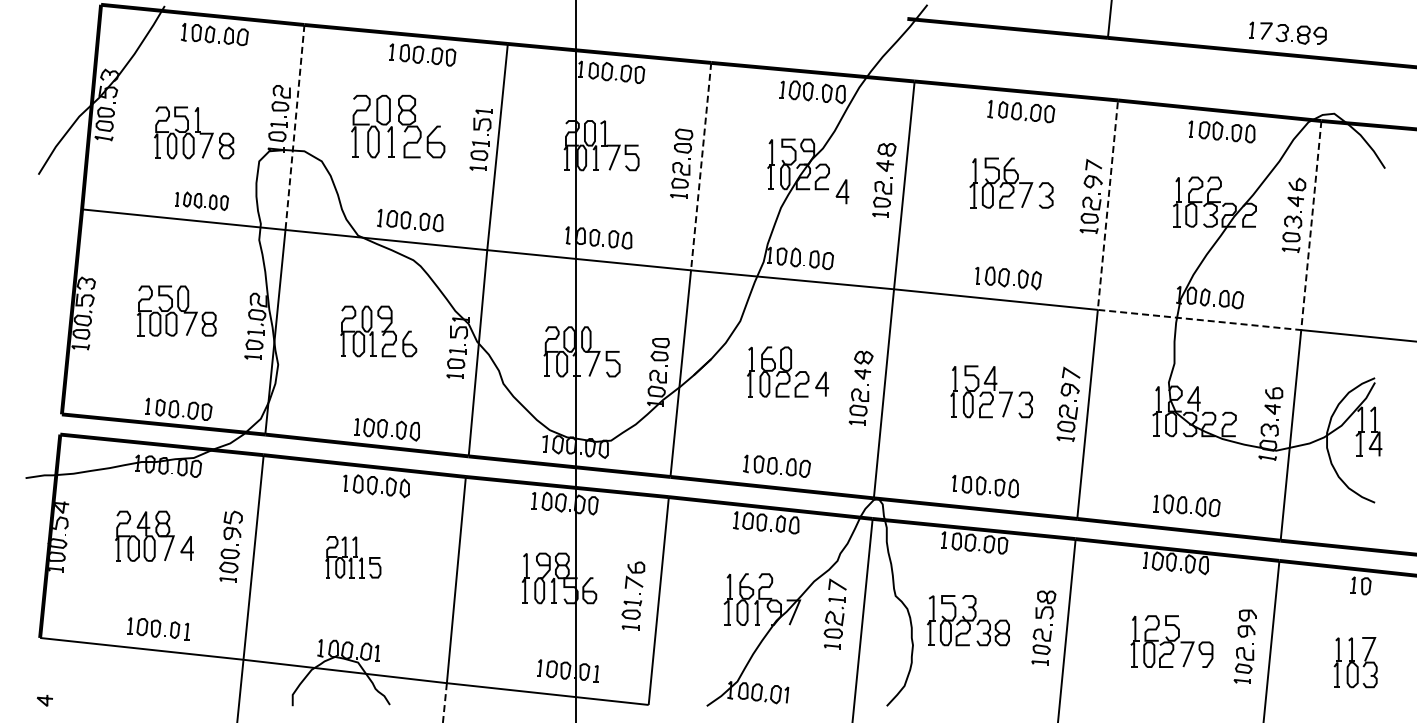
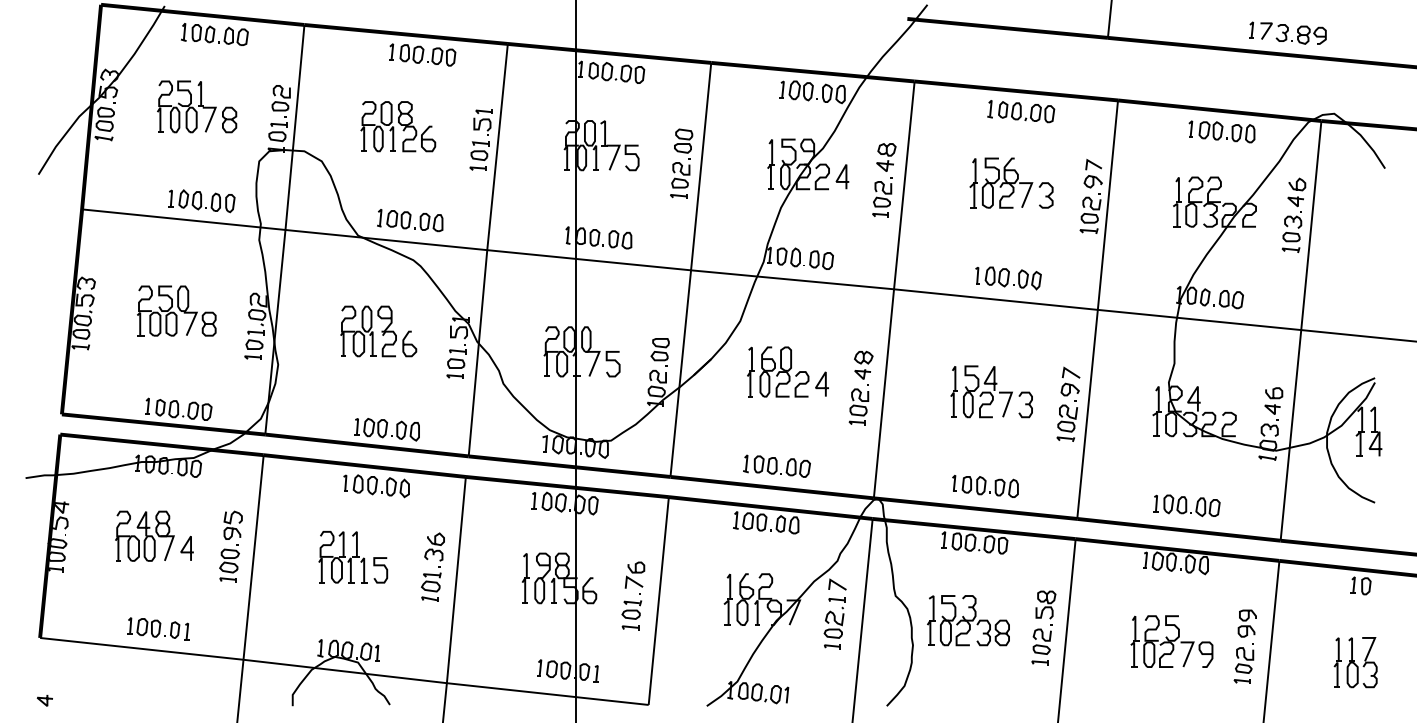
part size: 95x65 px -> 77x52 px (398, 126)
line: dashed -> solid (294, 127)
part position: (194, 132) -> (197, 106) (197, 106)
line: dashed -> solid (701, 167)
line position: (841, 190) -> (841, 175) (841, 175)
part size: 54x20 px -> 68x25 px (201, 201)
line: dashed -> solid (1199, 319)
part size: 57x43 px -> 71x53 px (353, 557)
part: none -> present (432, 566)
line: dashed -> solid (444, 703)
